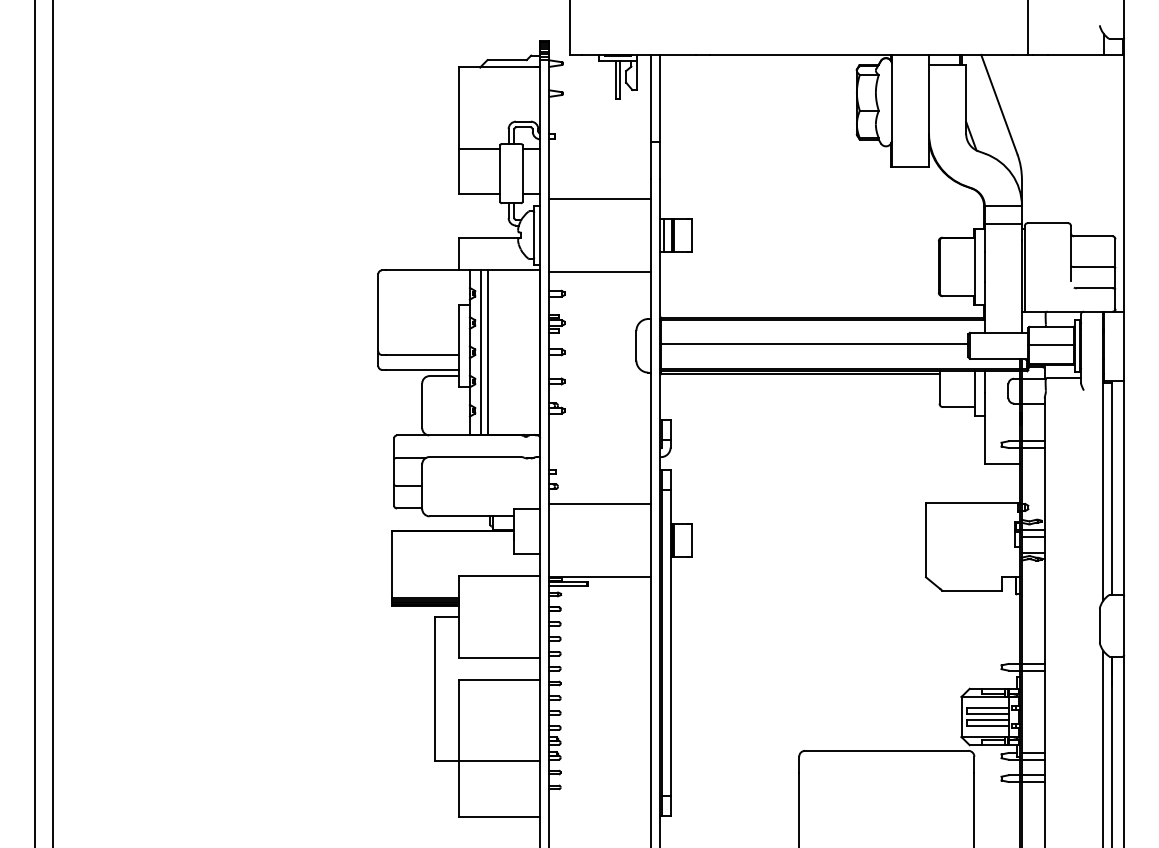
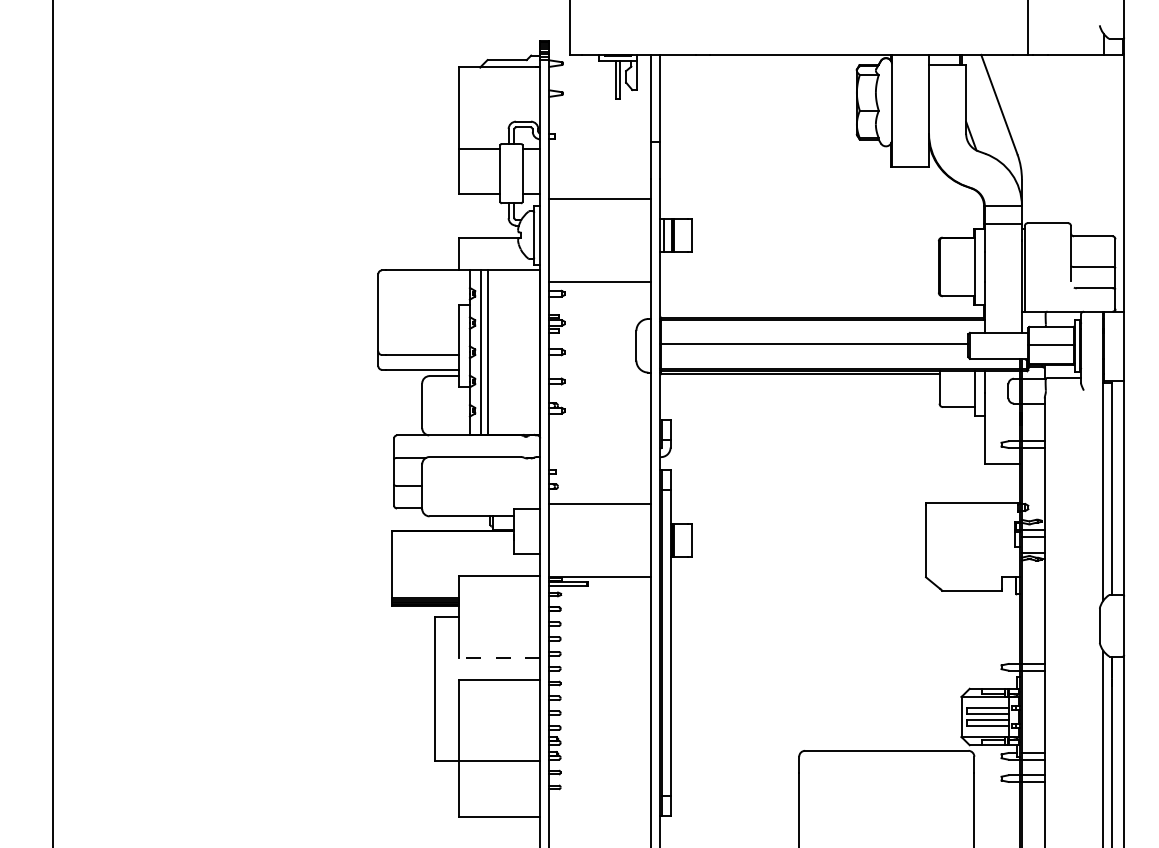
line position: (600, 271) -> (600, 281) (600, 281)
line: present -> none (34, 423)
line: solid -> dashed (499, 657)
